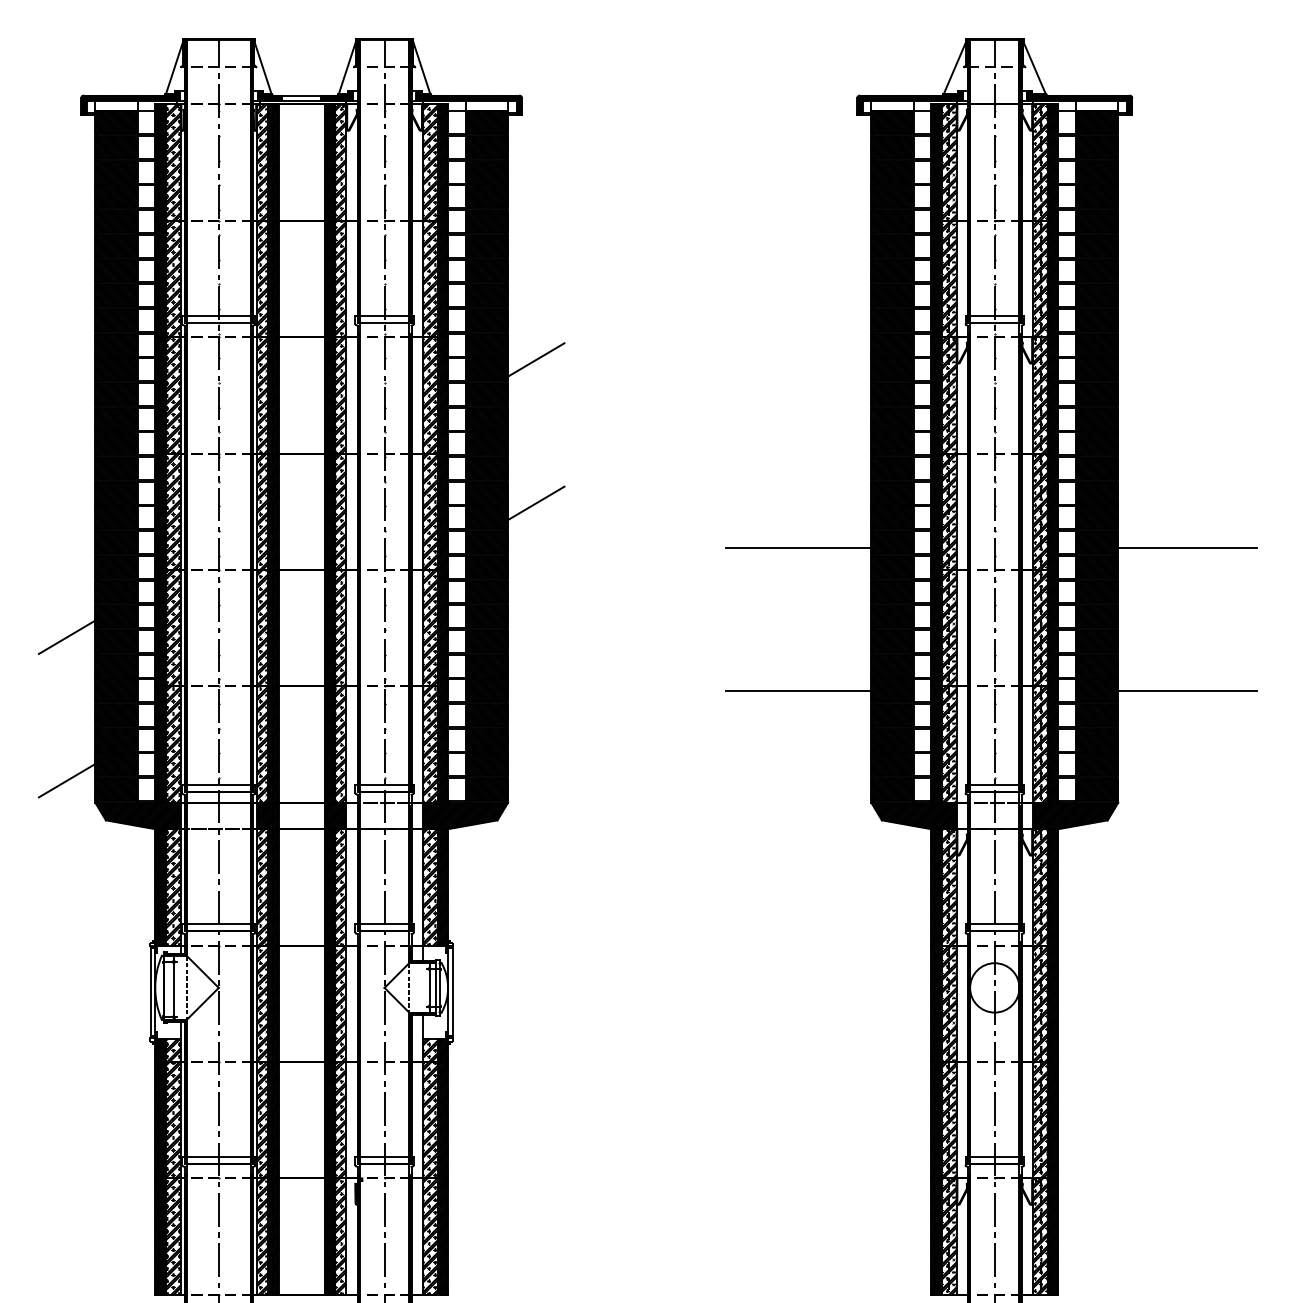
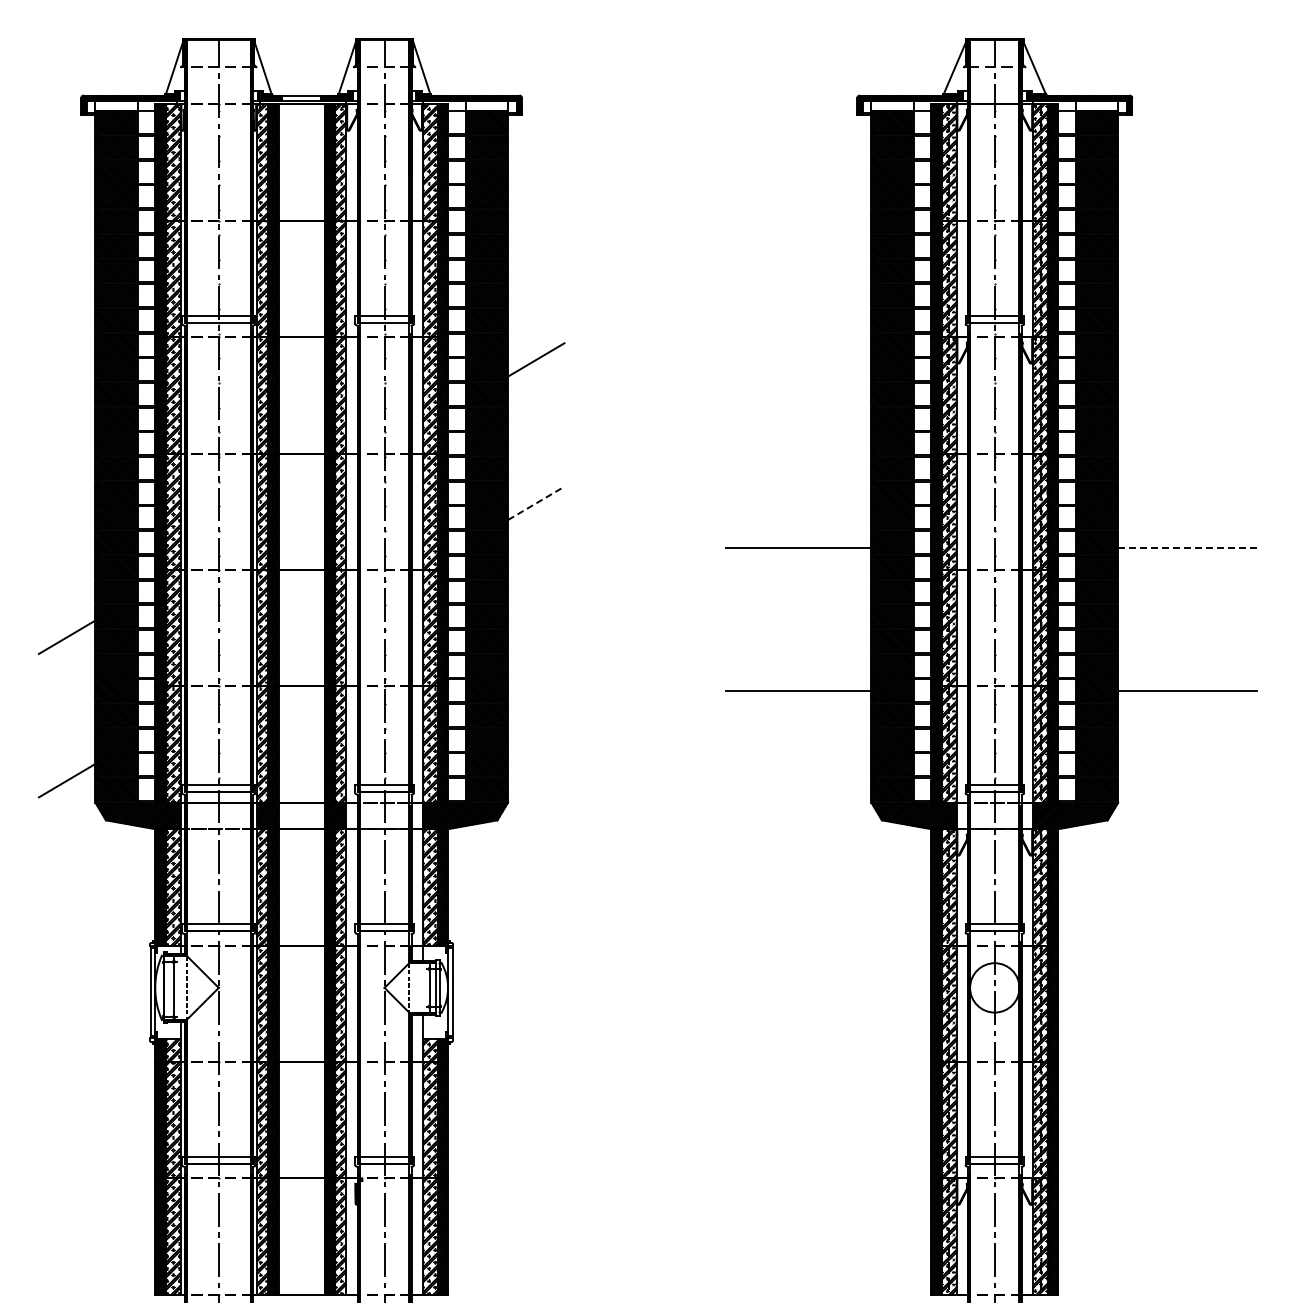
line: solid -> dashed (536, 503)
line: solid -> dashed (1187, 547)
